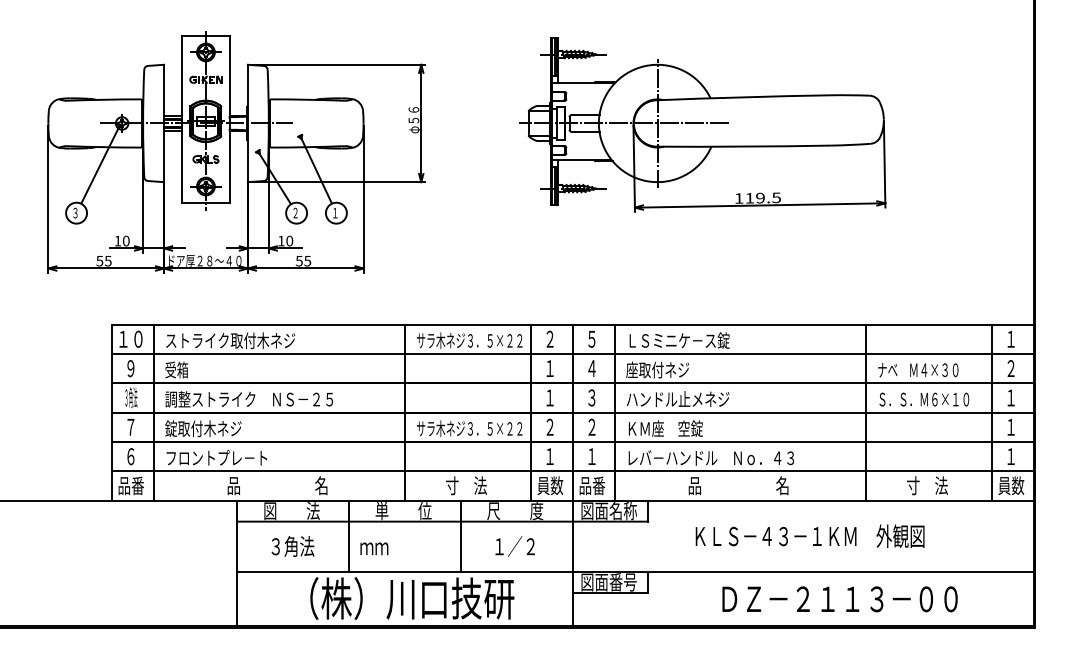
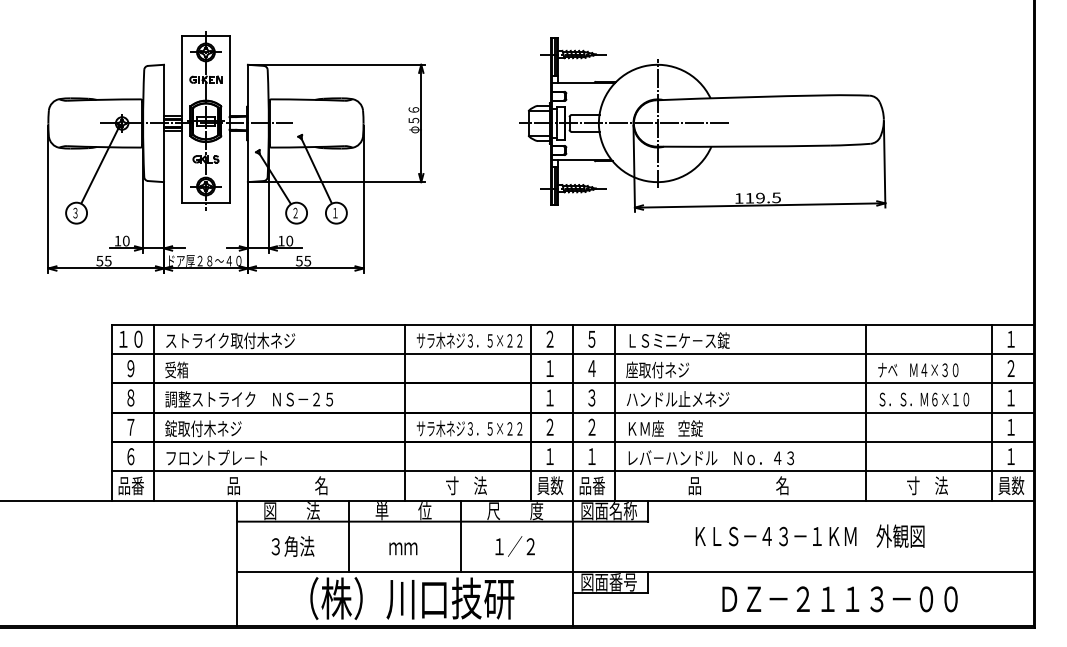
text: ３角法 -> ８ (131, 397)
text position: (374, 548) -> (403, 548) (403, 548)
